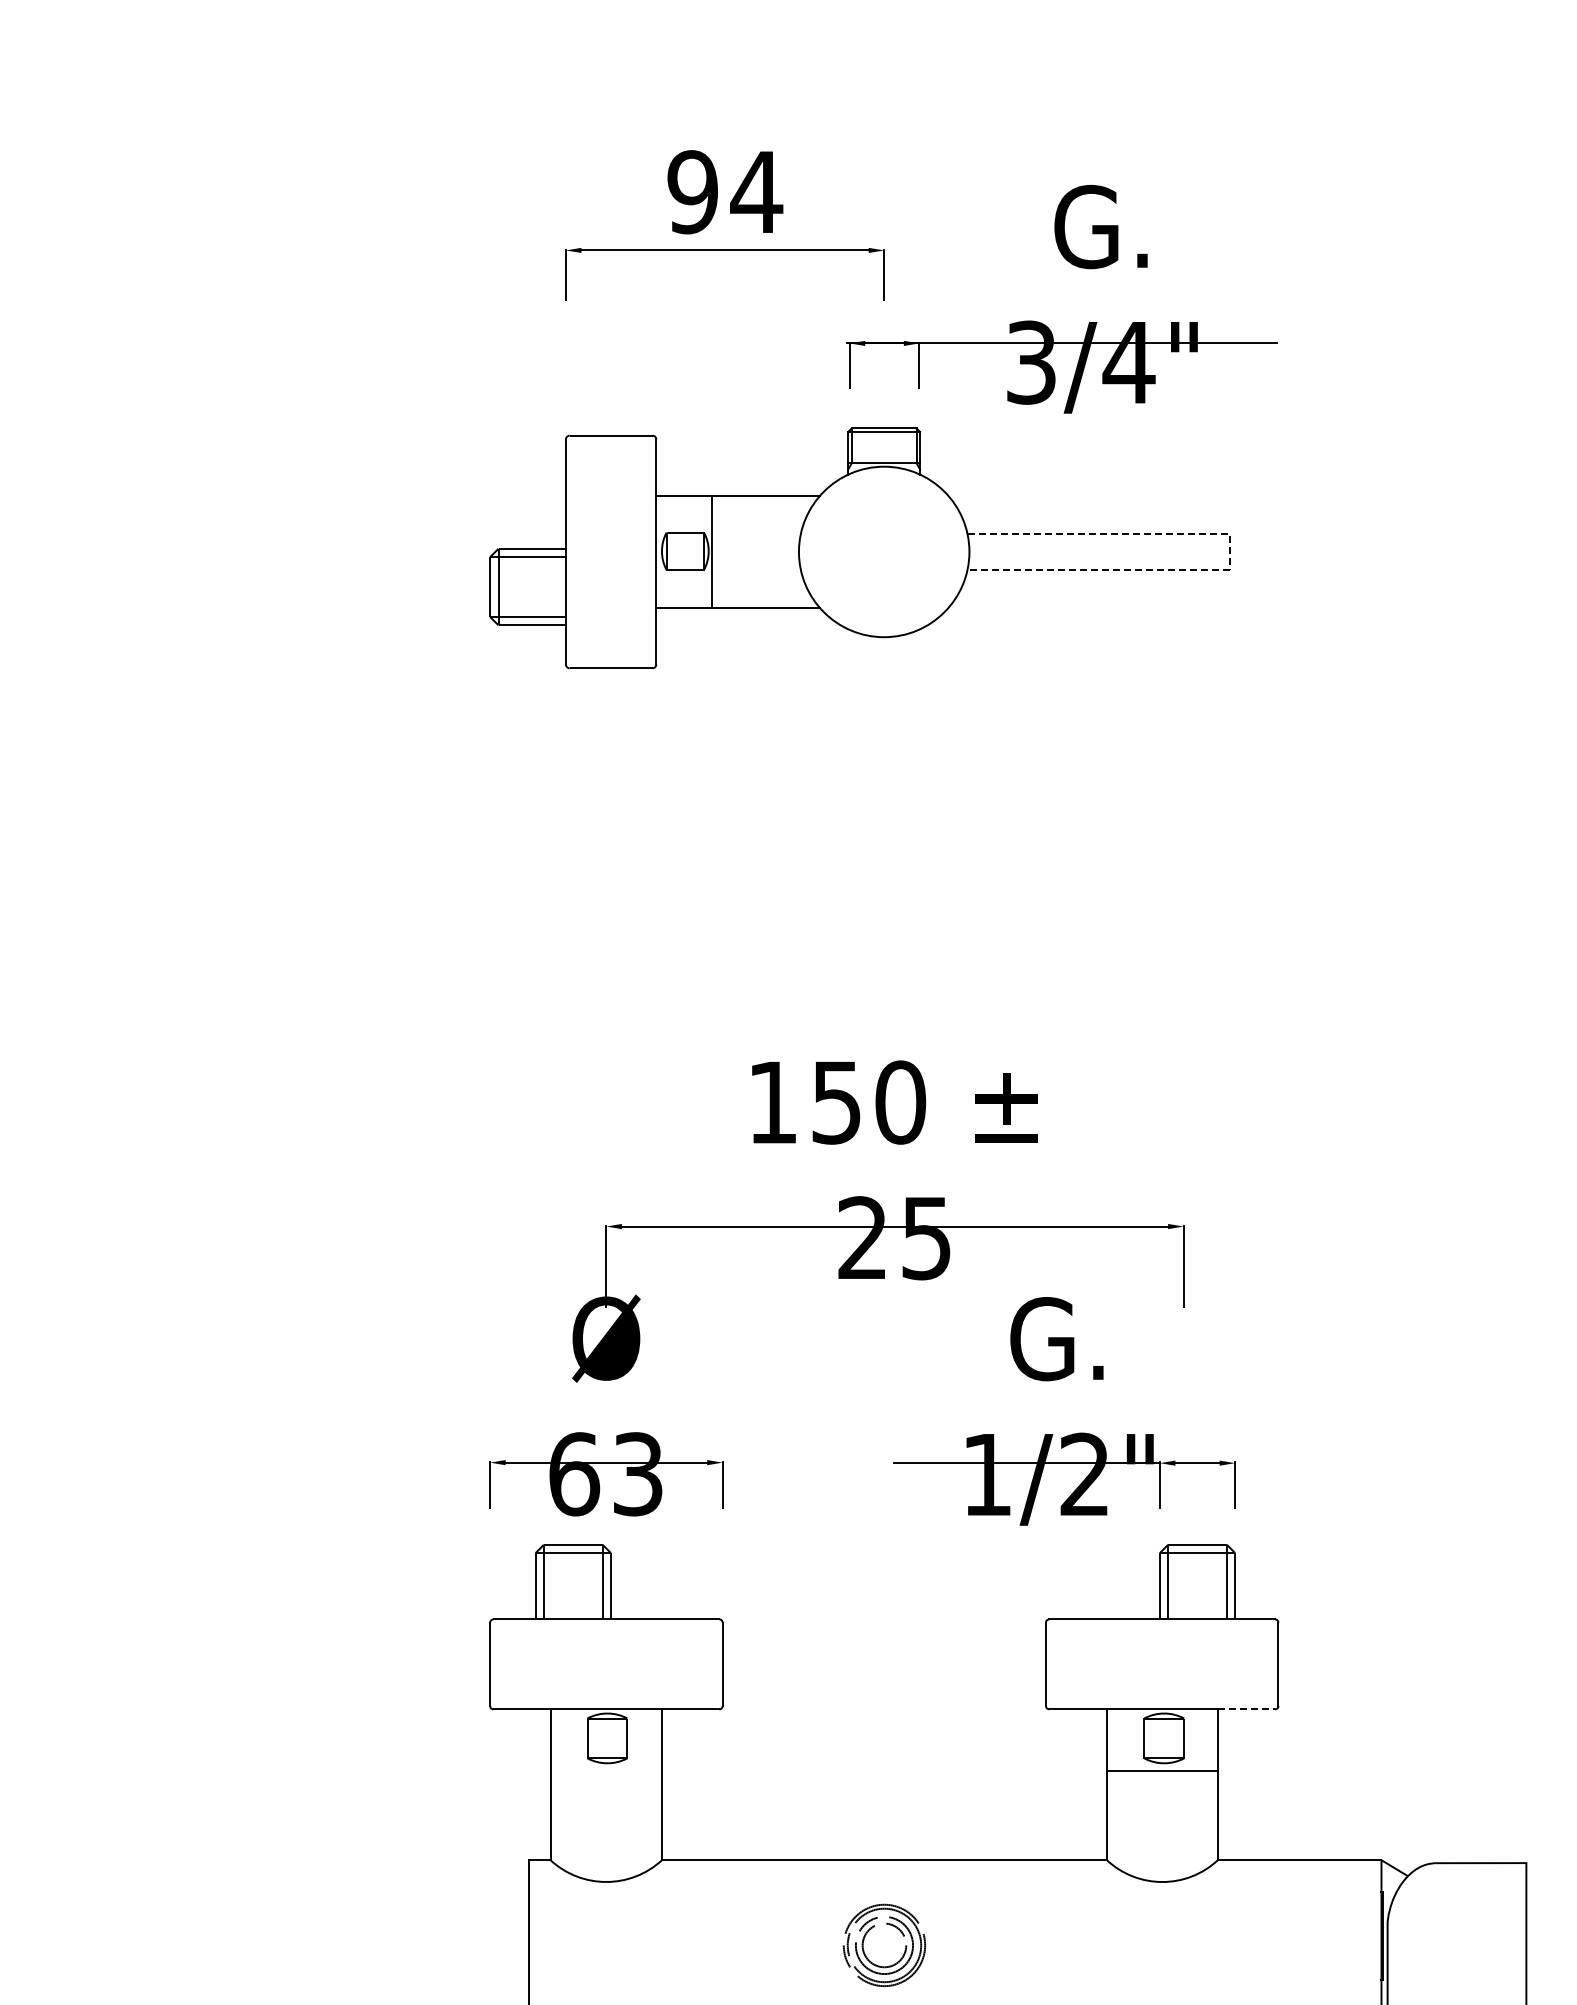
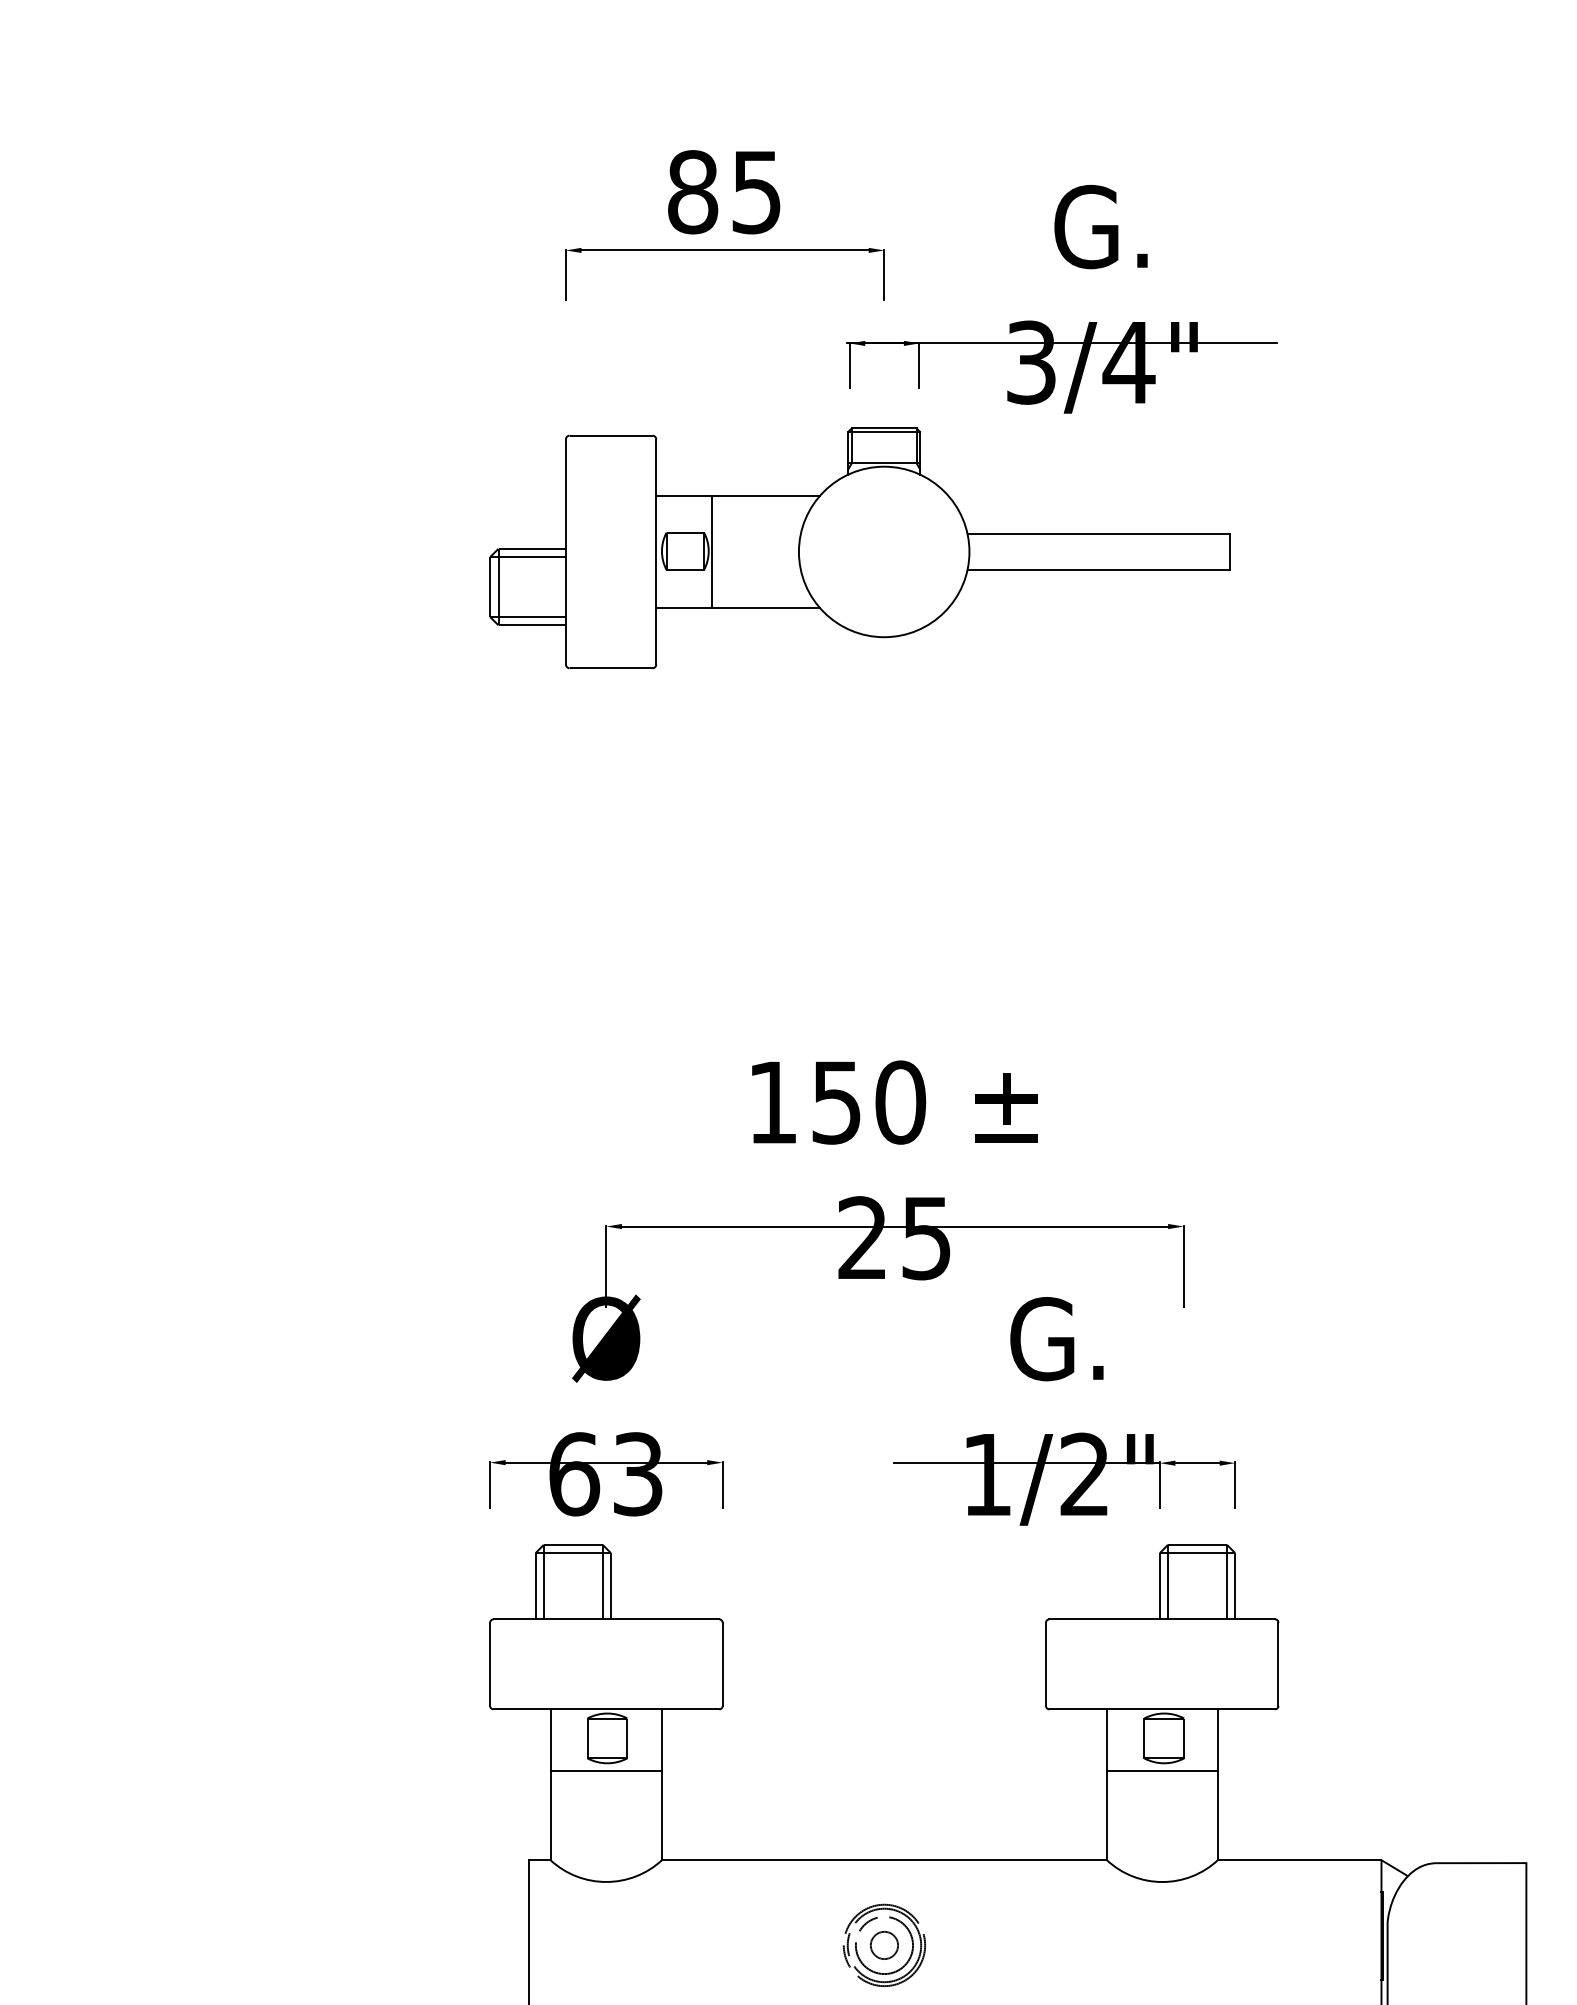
text: 94 -> 85 (725, 192)
line: dashed -> solid (1229, 551)
line: dashed -> solid (1247, 1709)
line: none -> present (606, 1770)
circle diameter: 44 px -> 27 px (884, 1945)
